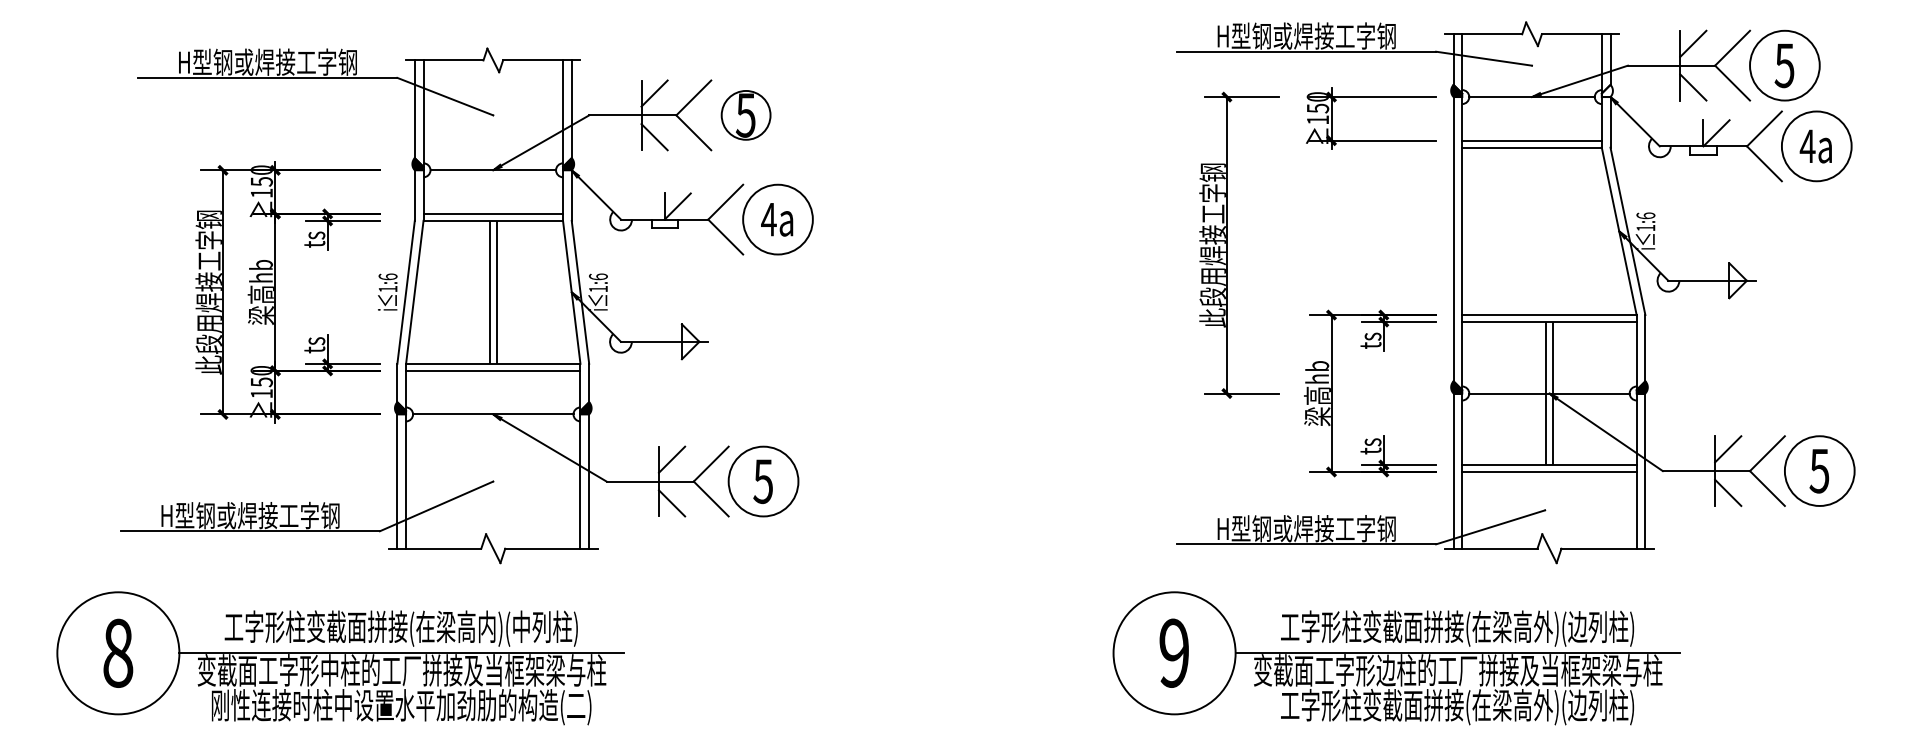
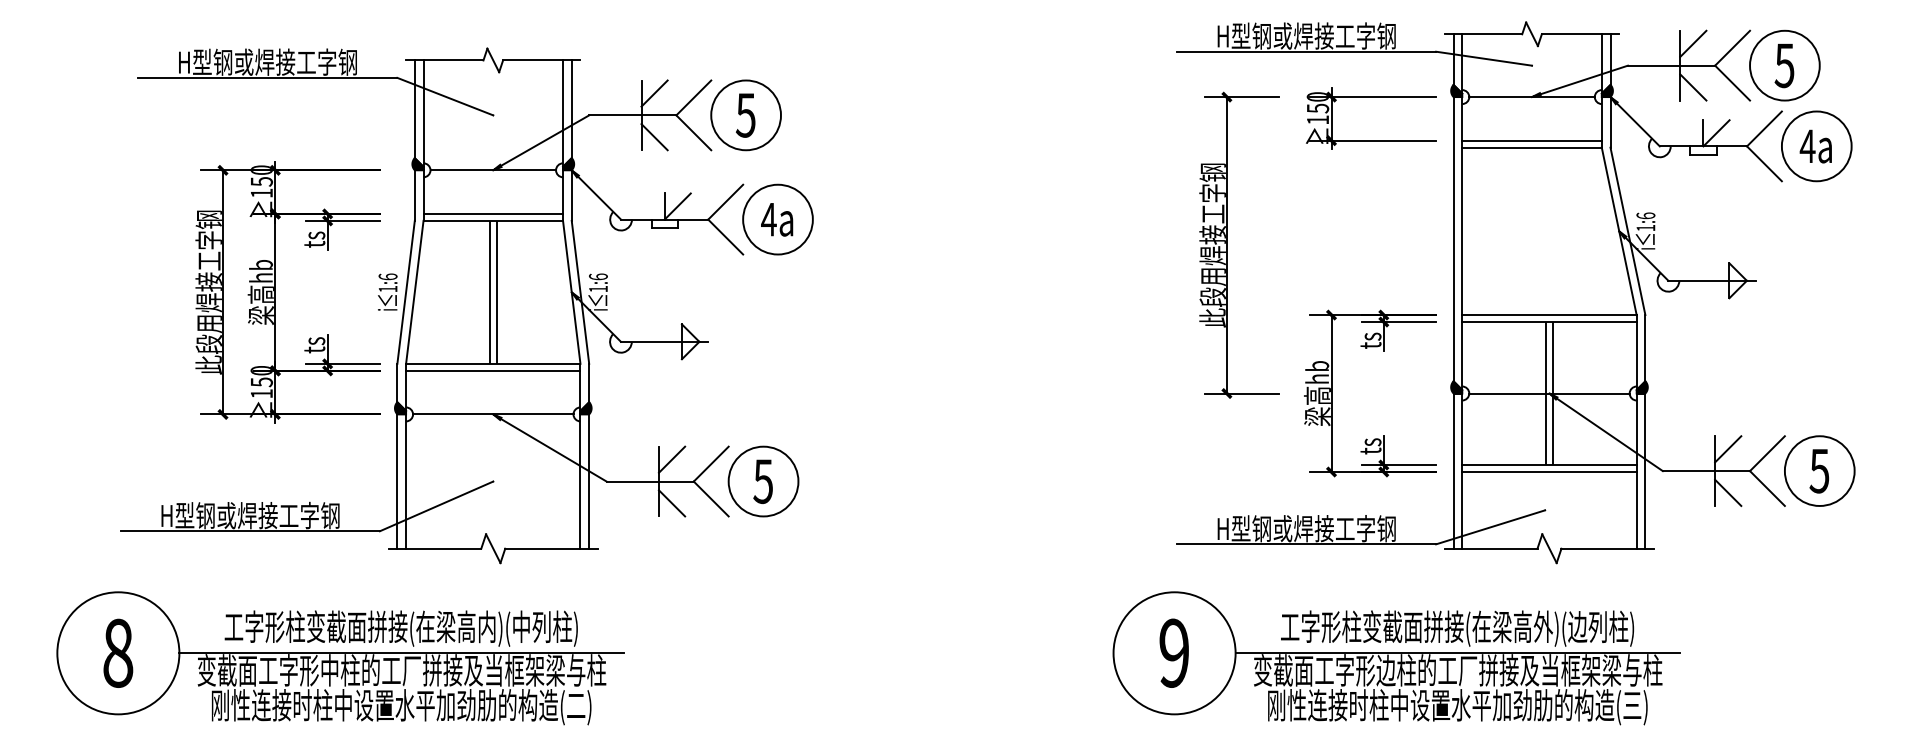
fill: none -> present (1606, 90)
circle diameter: 49 px -> 70 px (746, 115)
text: 工字形柱变截面拼接(在梁高外)(边列柱) -> 刚性连接时柱中设置水平加劲肋的构造(三) (1457, 706)
